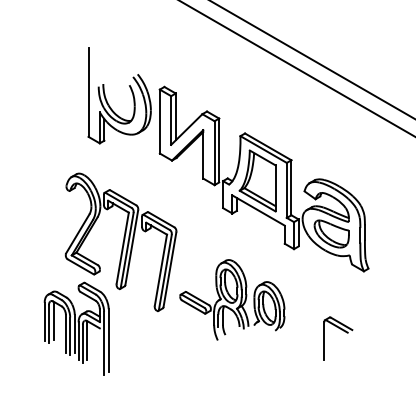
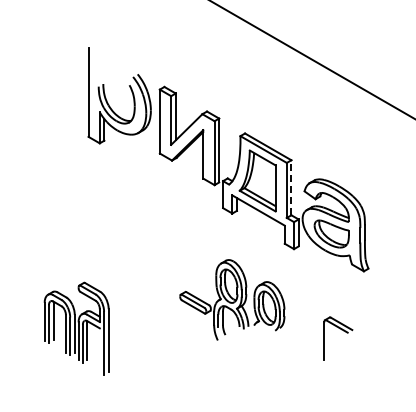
line: present -> none (296, 68)
line: solid -> dashed (291, 187)
part: present -> none (120, 242)
